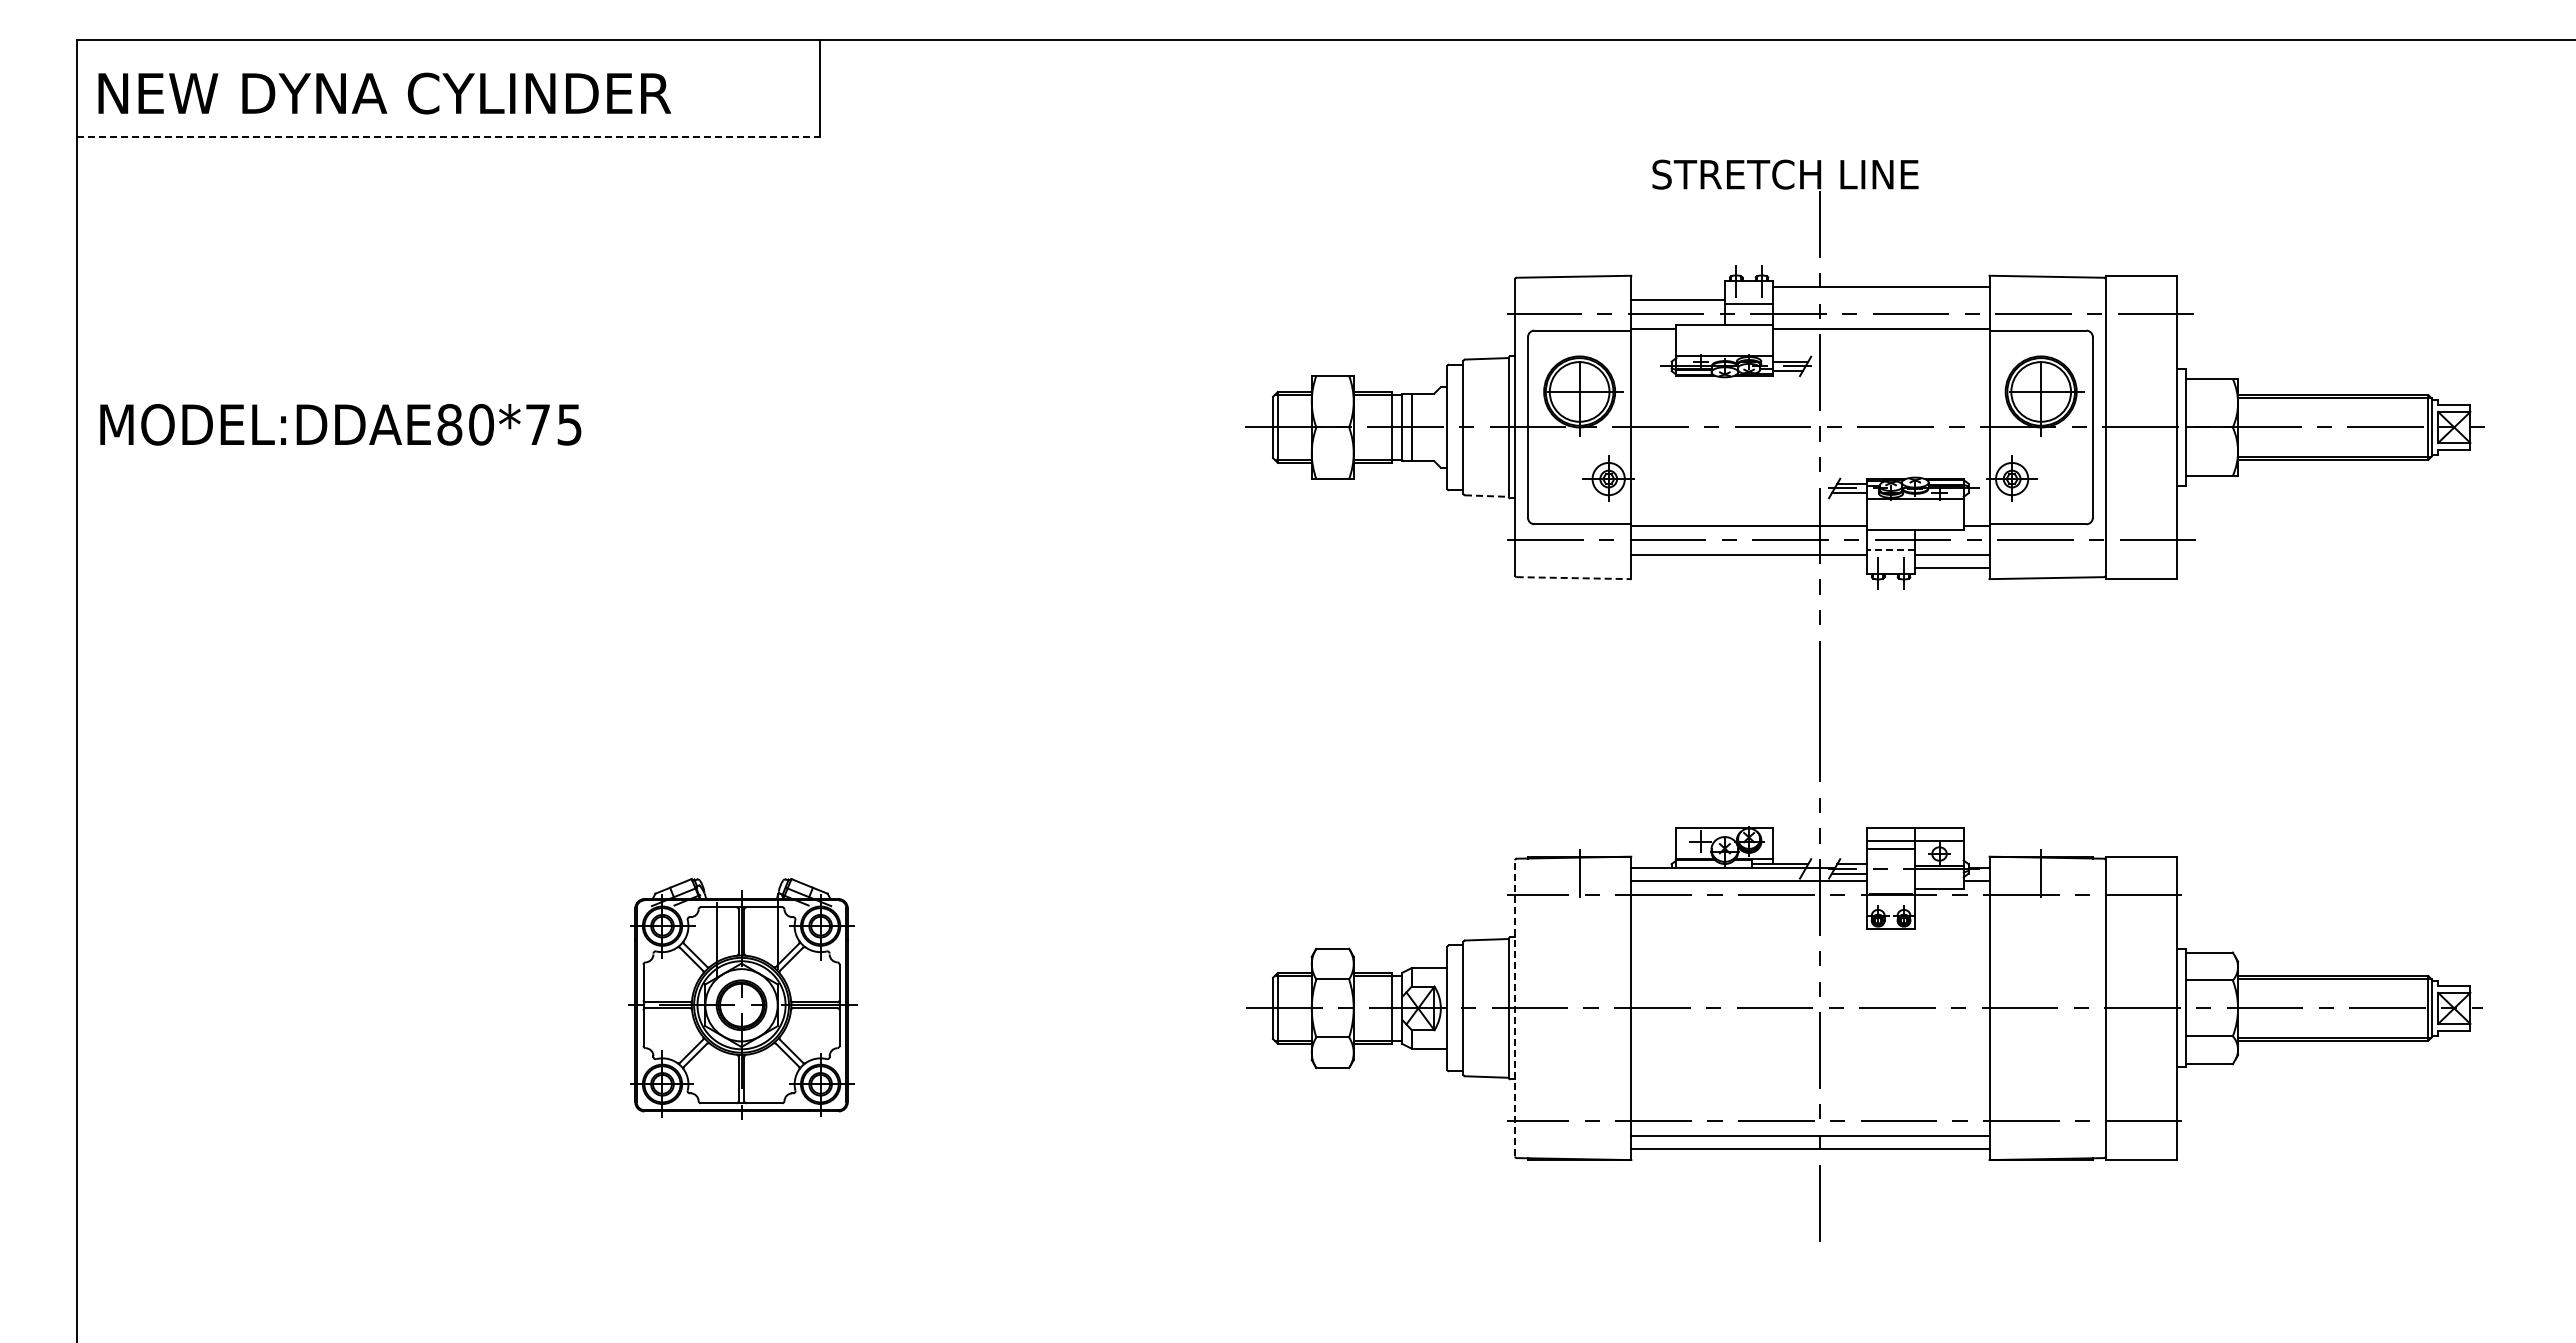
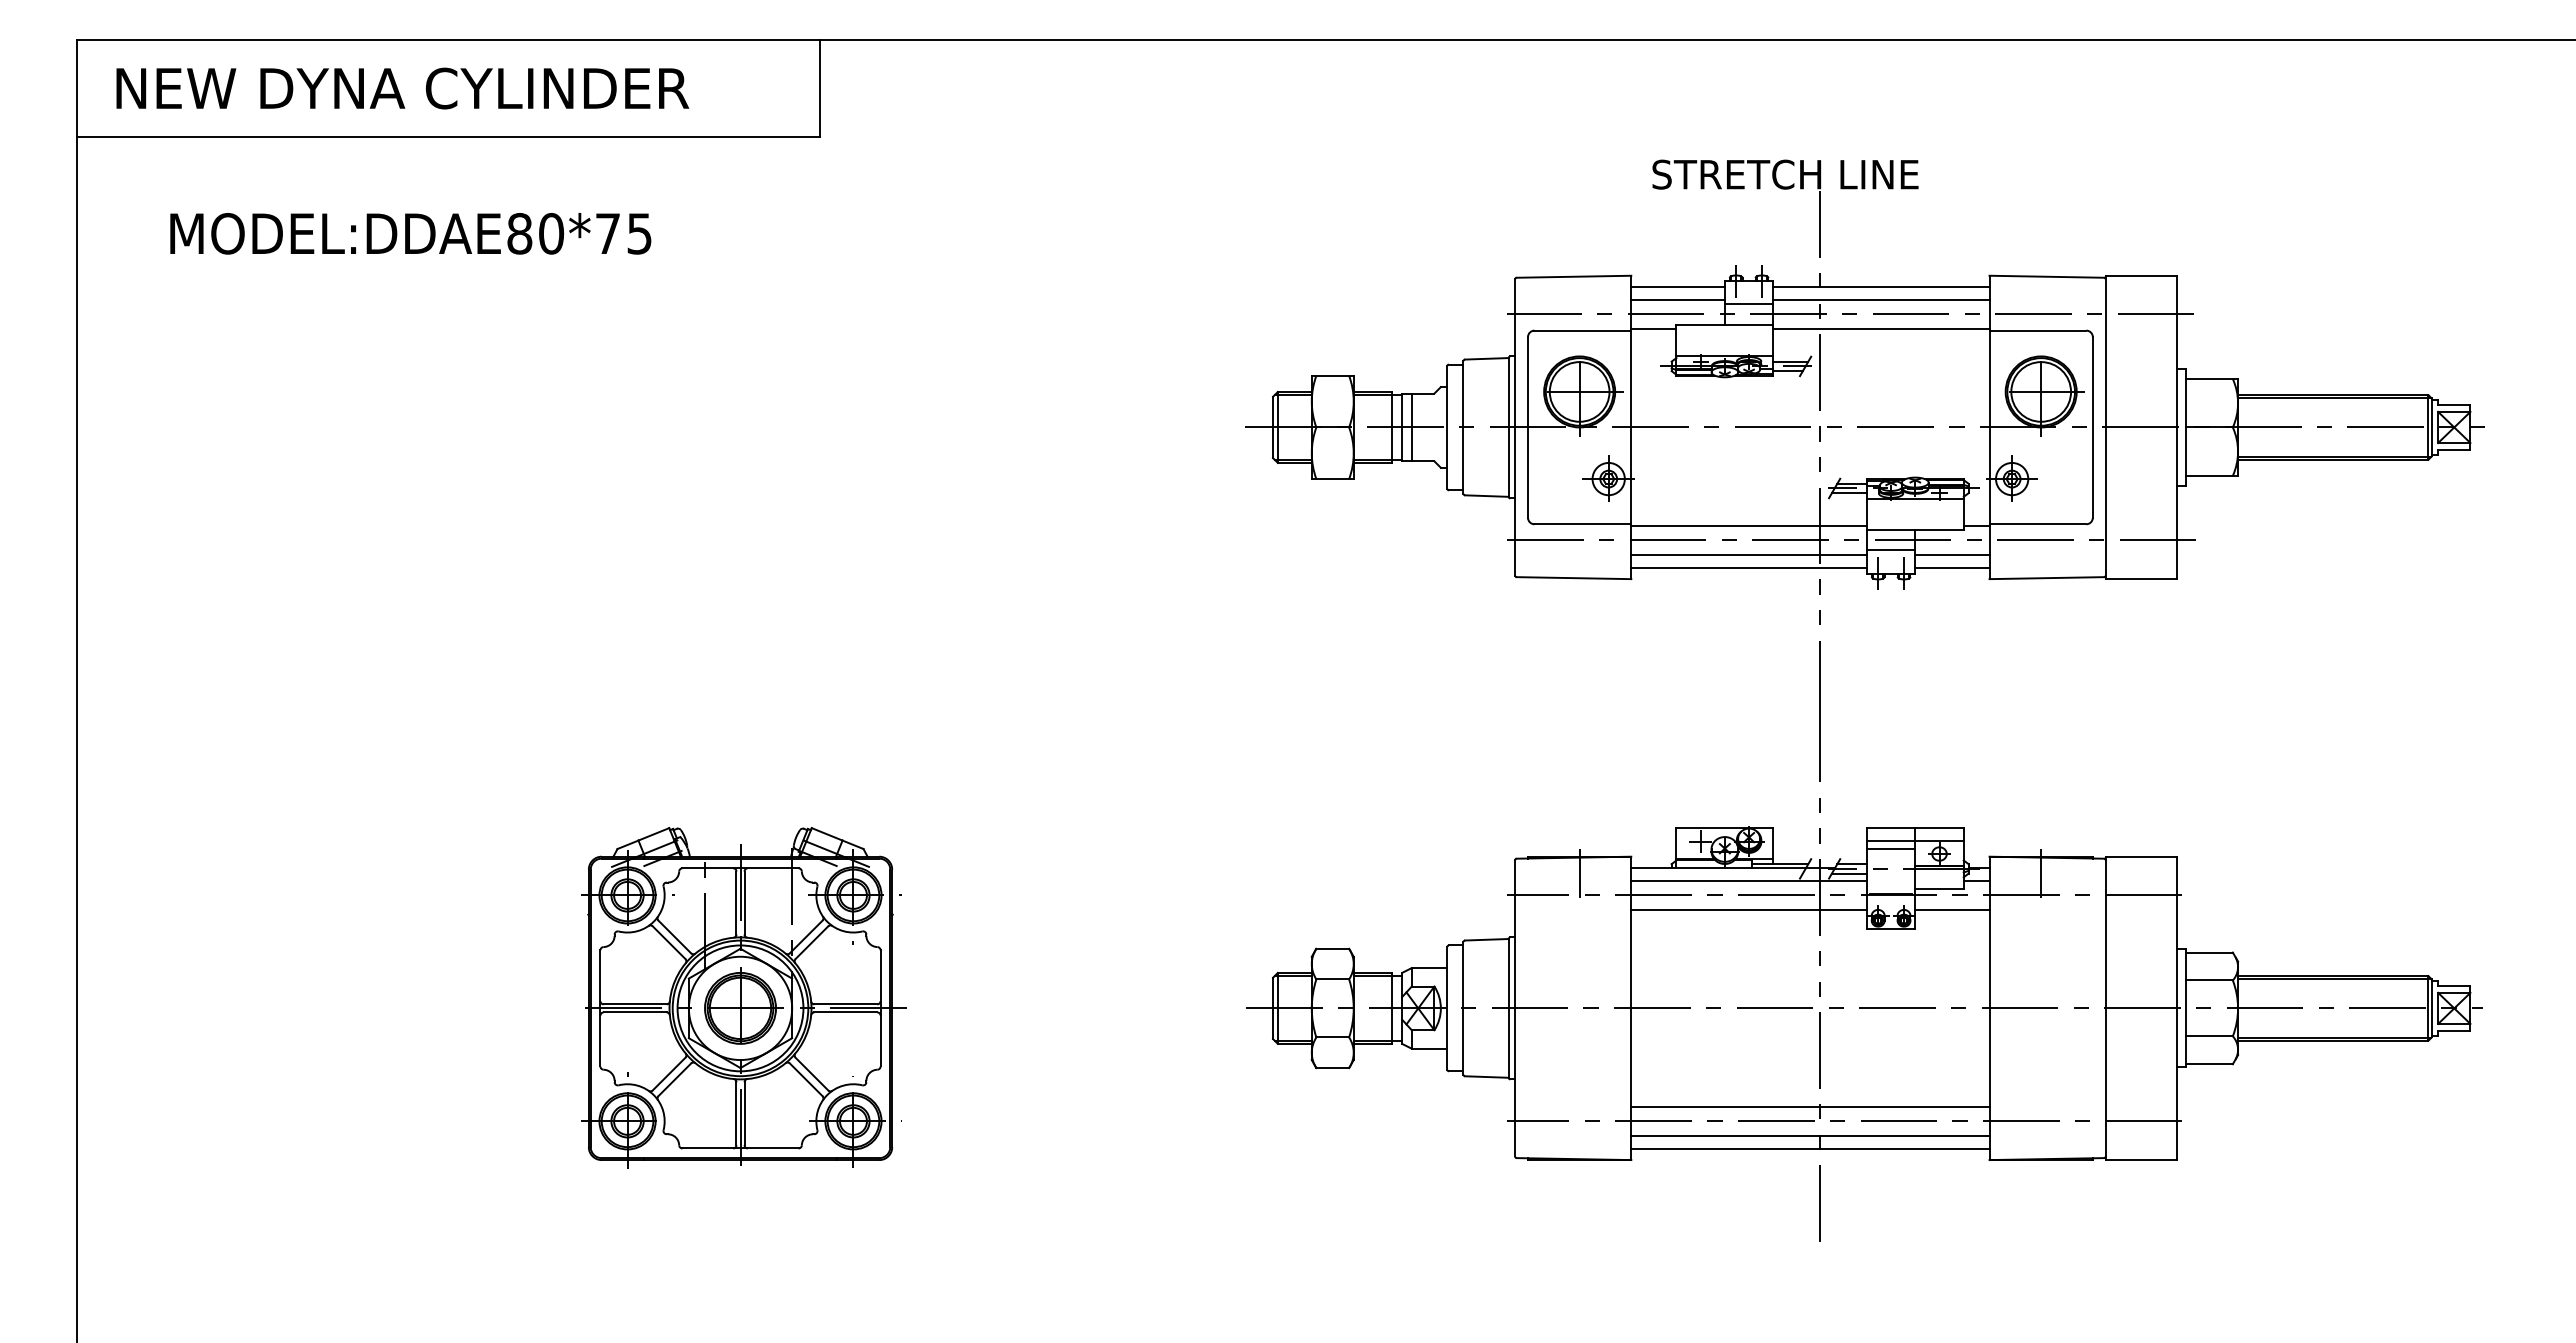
text position: (384, 93) -> (402, 88) (402, 88)
line: dashed -> solid (448, 136)
line: none -> present (1677, 287)
line: none -> present (1881, 299)
text position: (340, 424) -> (410, 233) (410, 233)
line: dashed -> solid (1486, 496)
line: dashed -> solid (1890, 550)
line: none -> present (1748, 567)
line: dashed -> solid (1574, 578)
line: none -> present (1748, 909)
line: none -> present (1952, 909)
part size: 230x242 px -> 326x342 px (743, 997)
line: dashed -> solid (1515, 1007)
line: none -> present (1810, 1106)
